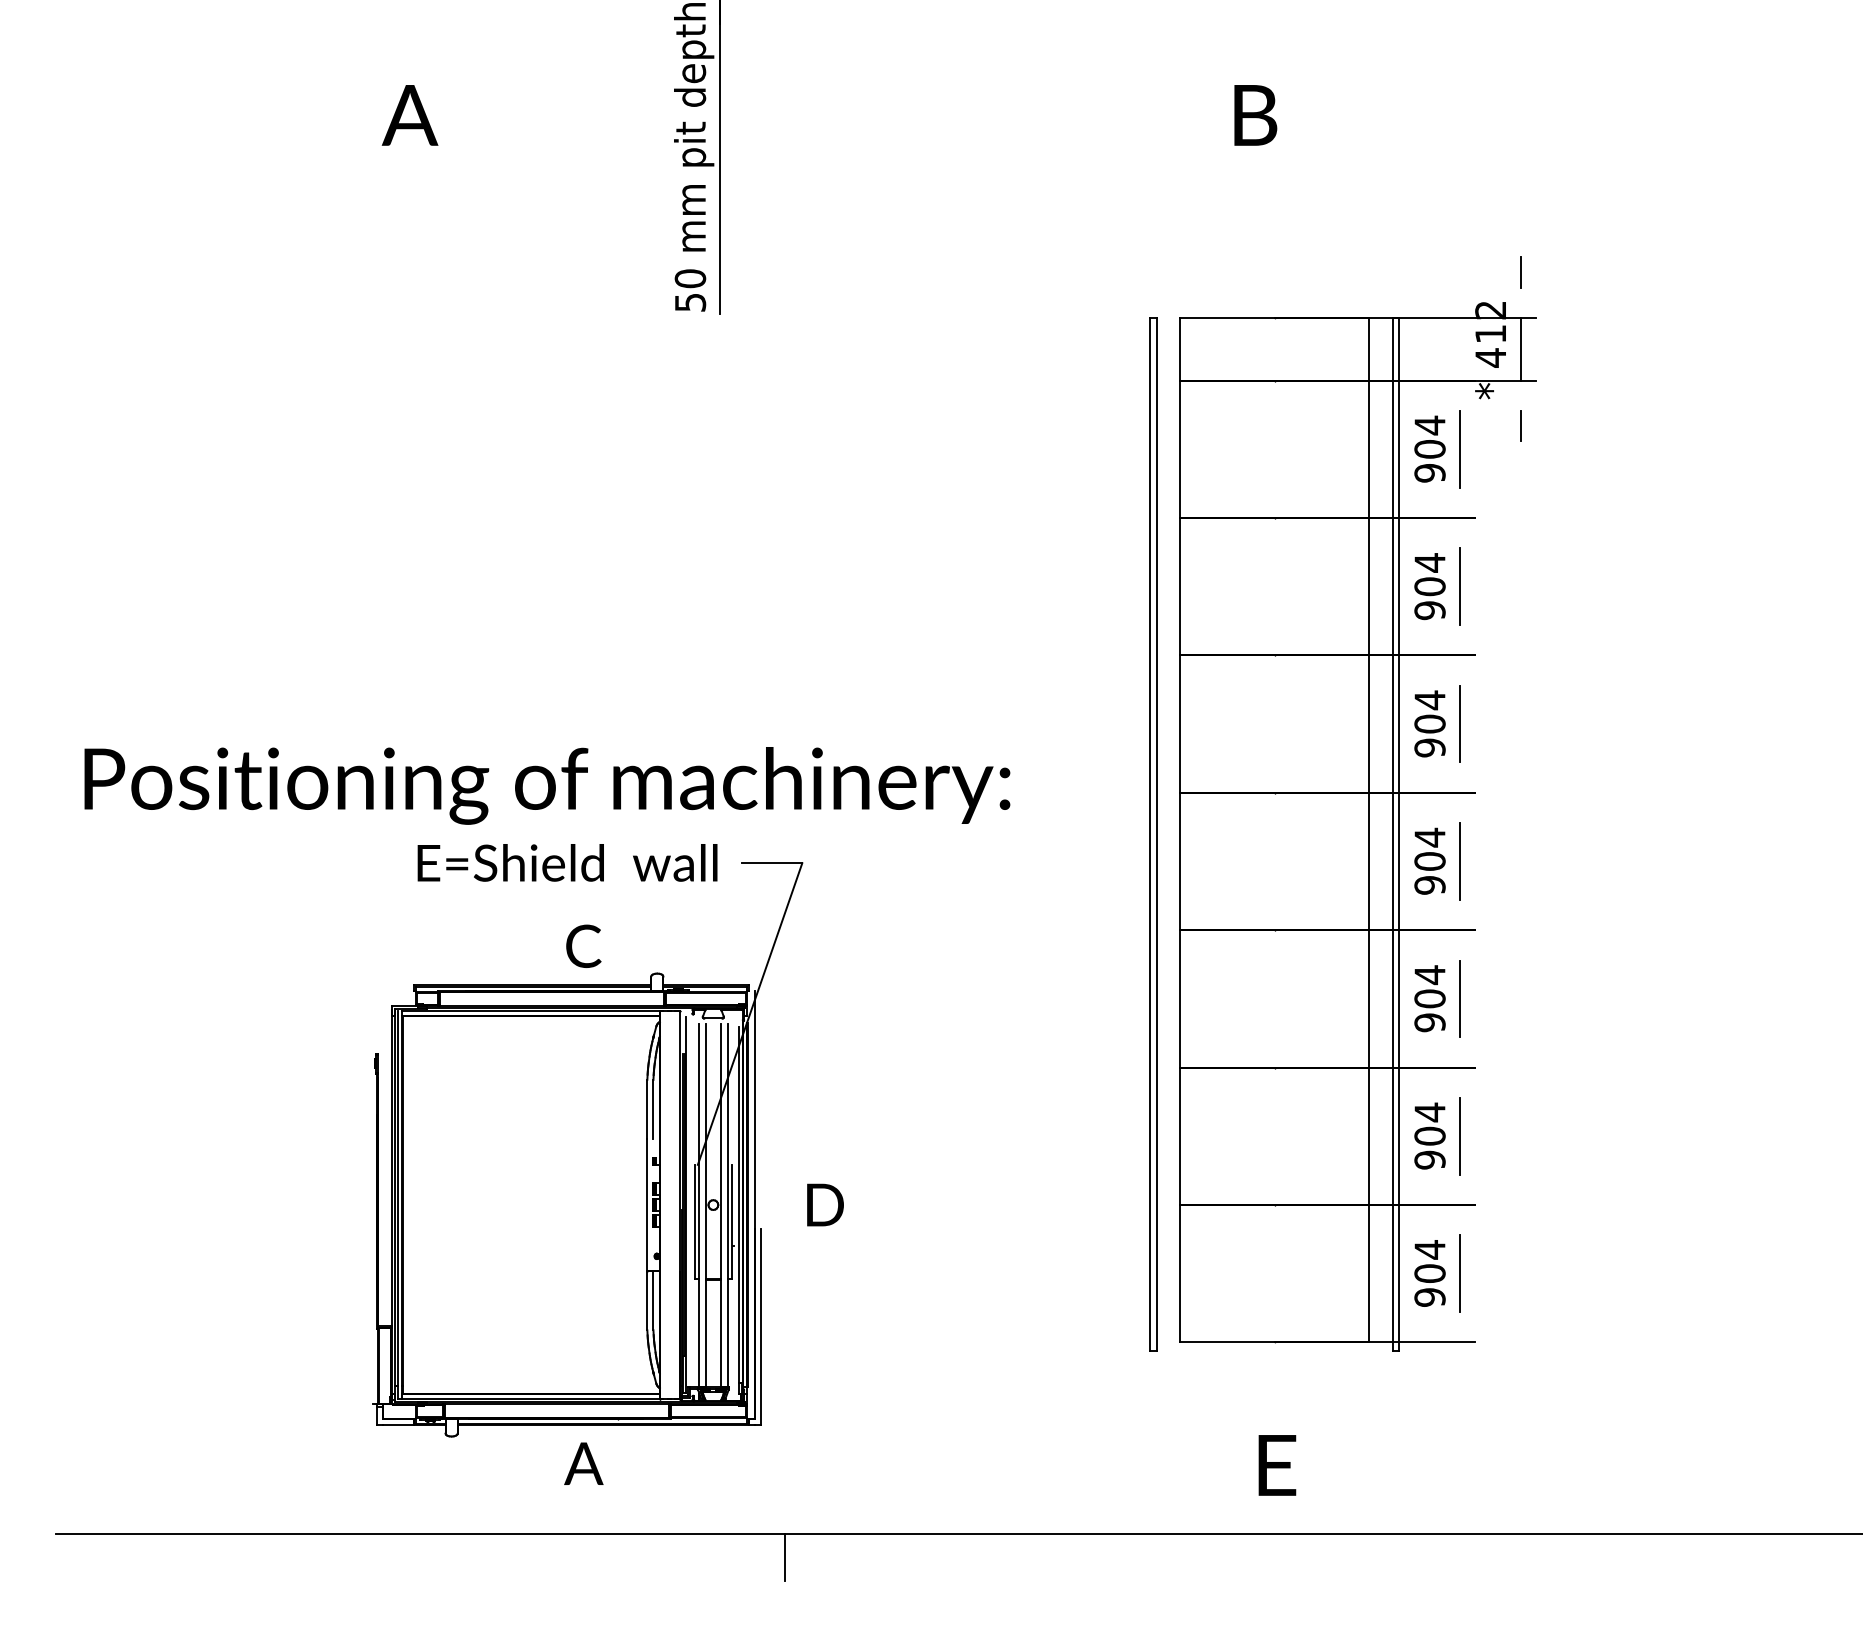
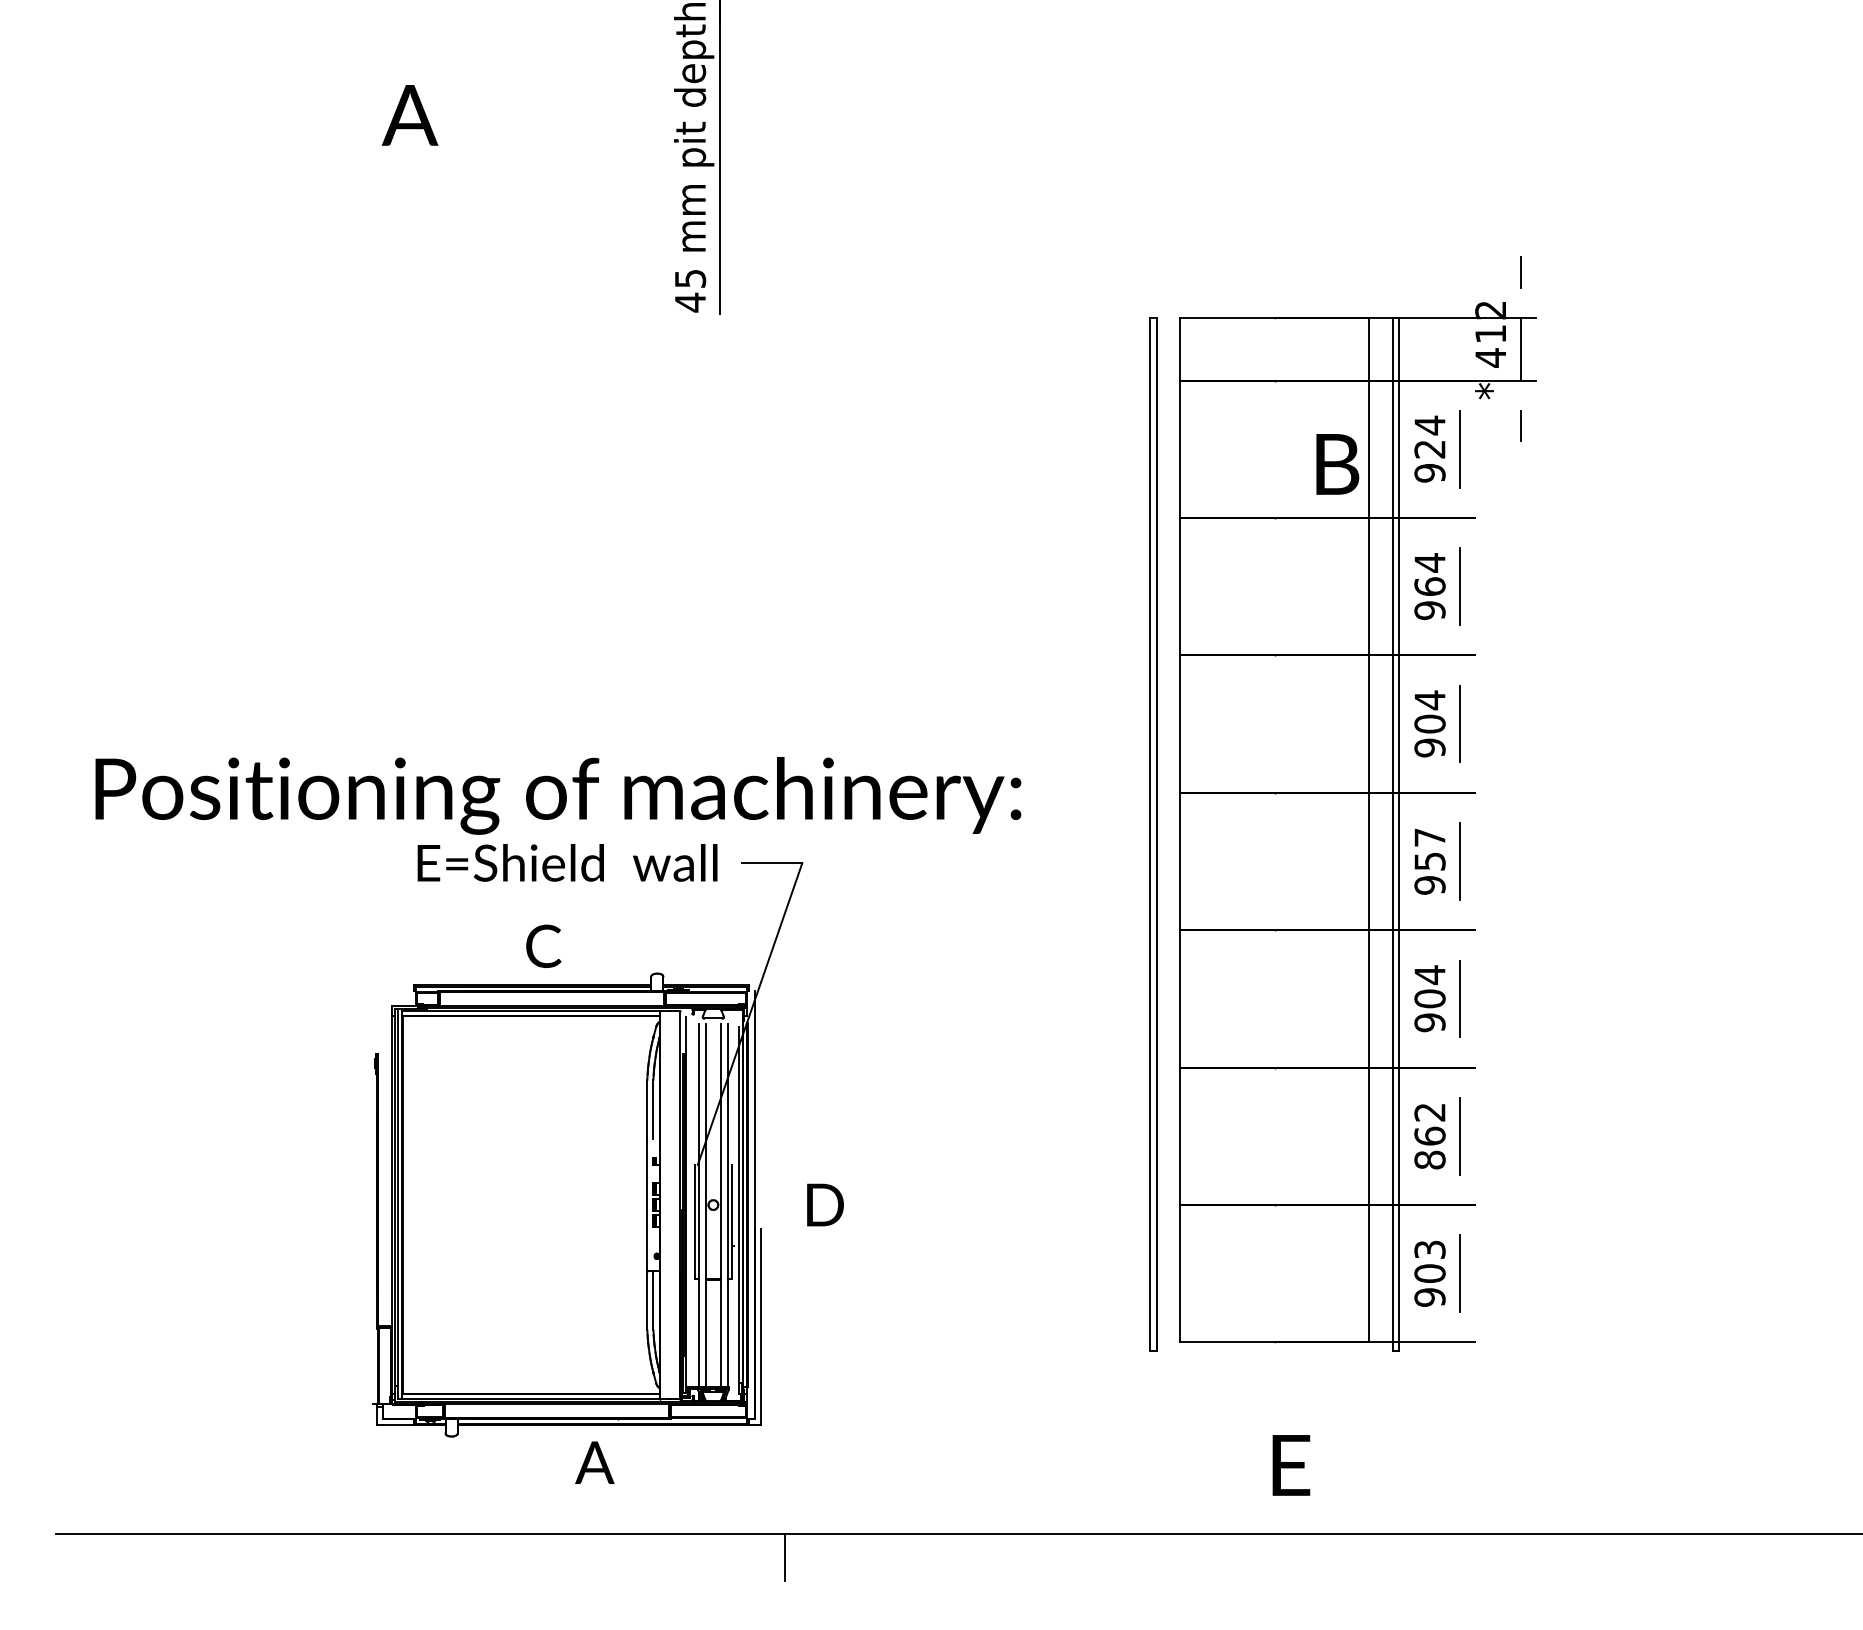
text position: (1255, 115) -> (1337, 464) (1337, 464)
text: 50 -> 45 (690, 290)
text: 904 -> 924 (1429, 449)
text: 904 -> 964 (1429, 586)
text position: (547, 785) -> (558, 795) (558, 795)
text: 904 -> 957 (1429, 848)
text position: (583, 945) -> (543, 945) (543, 945)
text: 904 -> 862 (1429, 1135)
text: 904 -> 903 (1429, 1249)
text position: (583, 1463) -> (594, 1462) (594, 1462)
text position: (1277, 1465) -> (1291, 1465) (1291, 1465)
